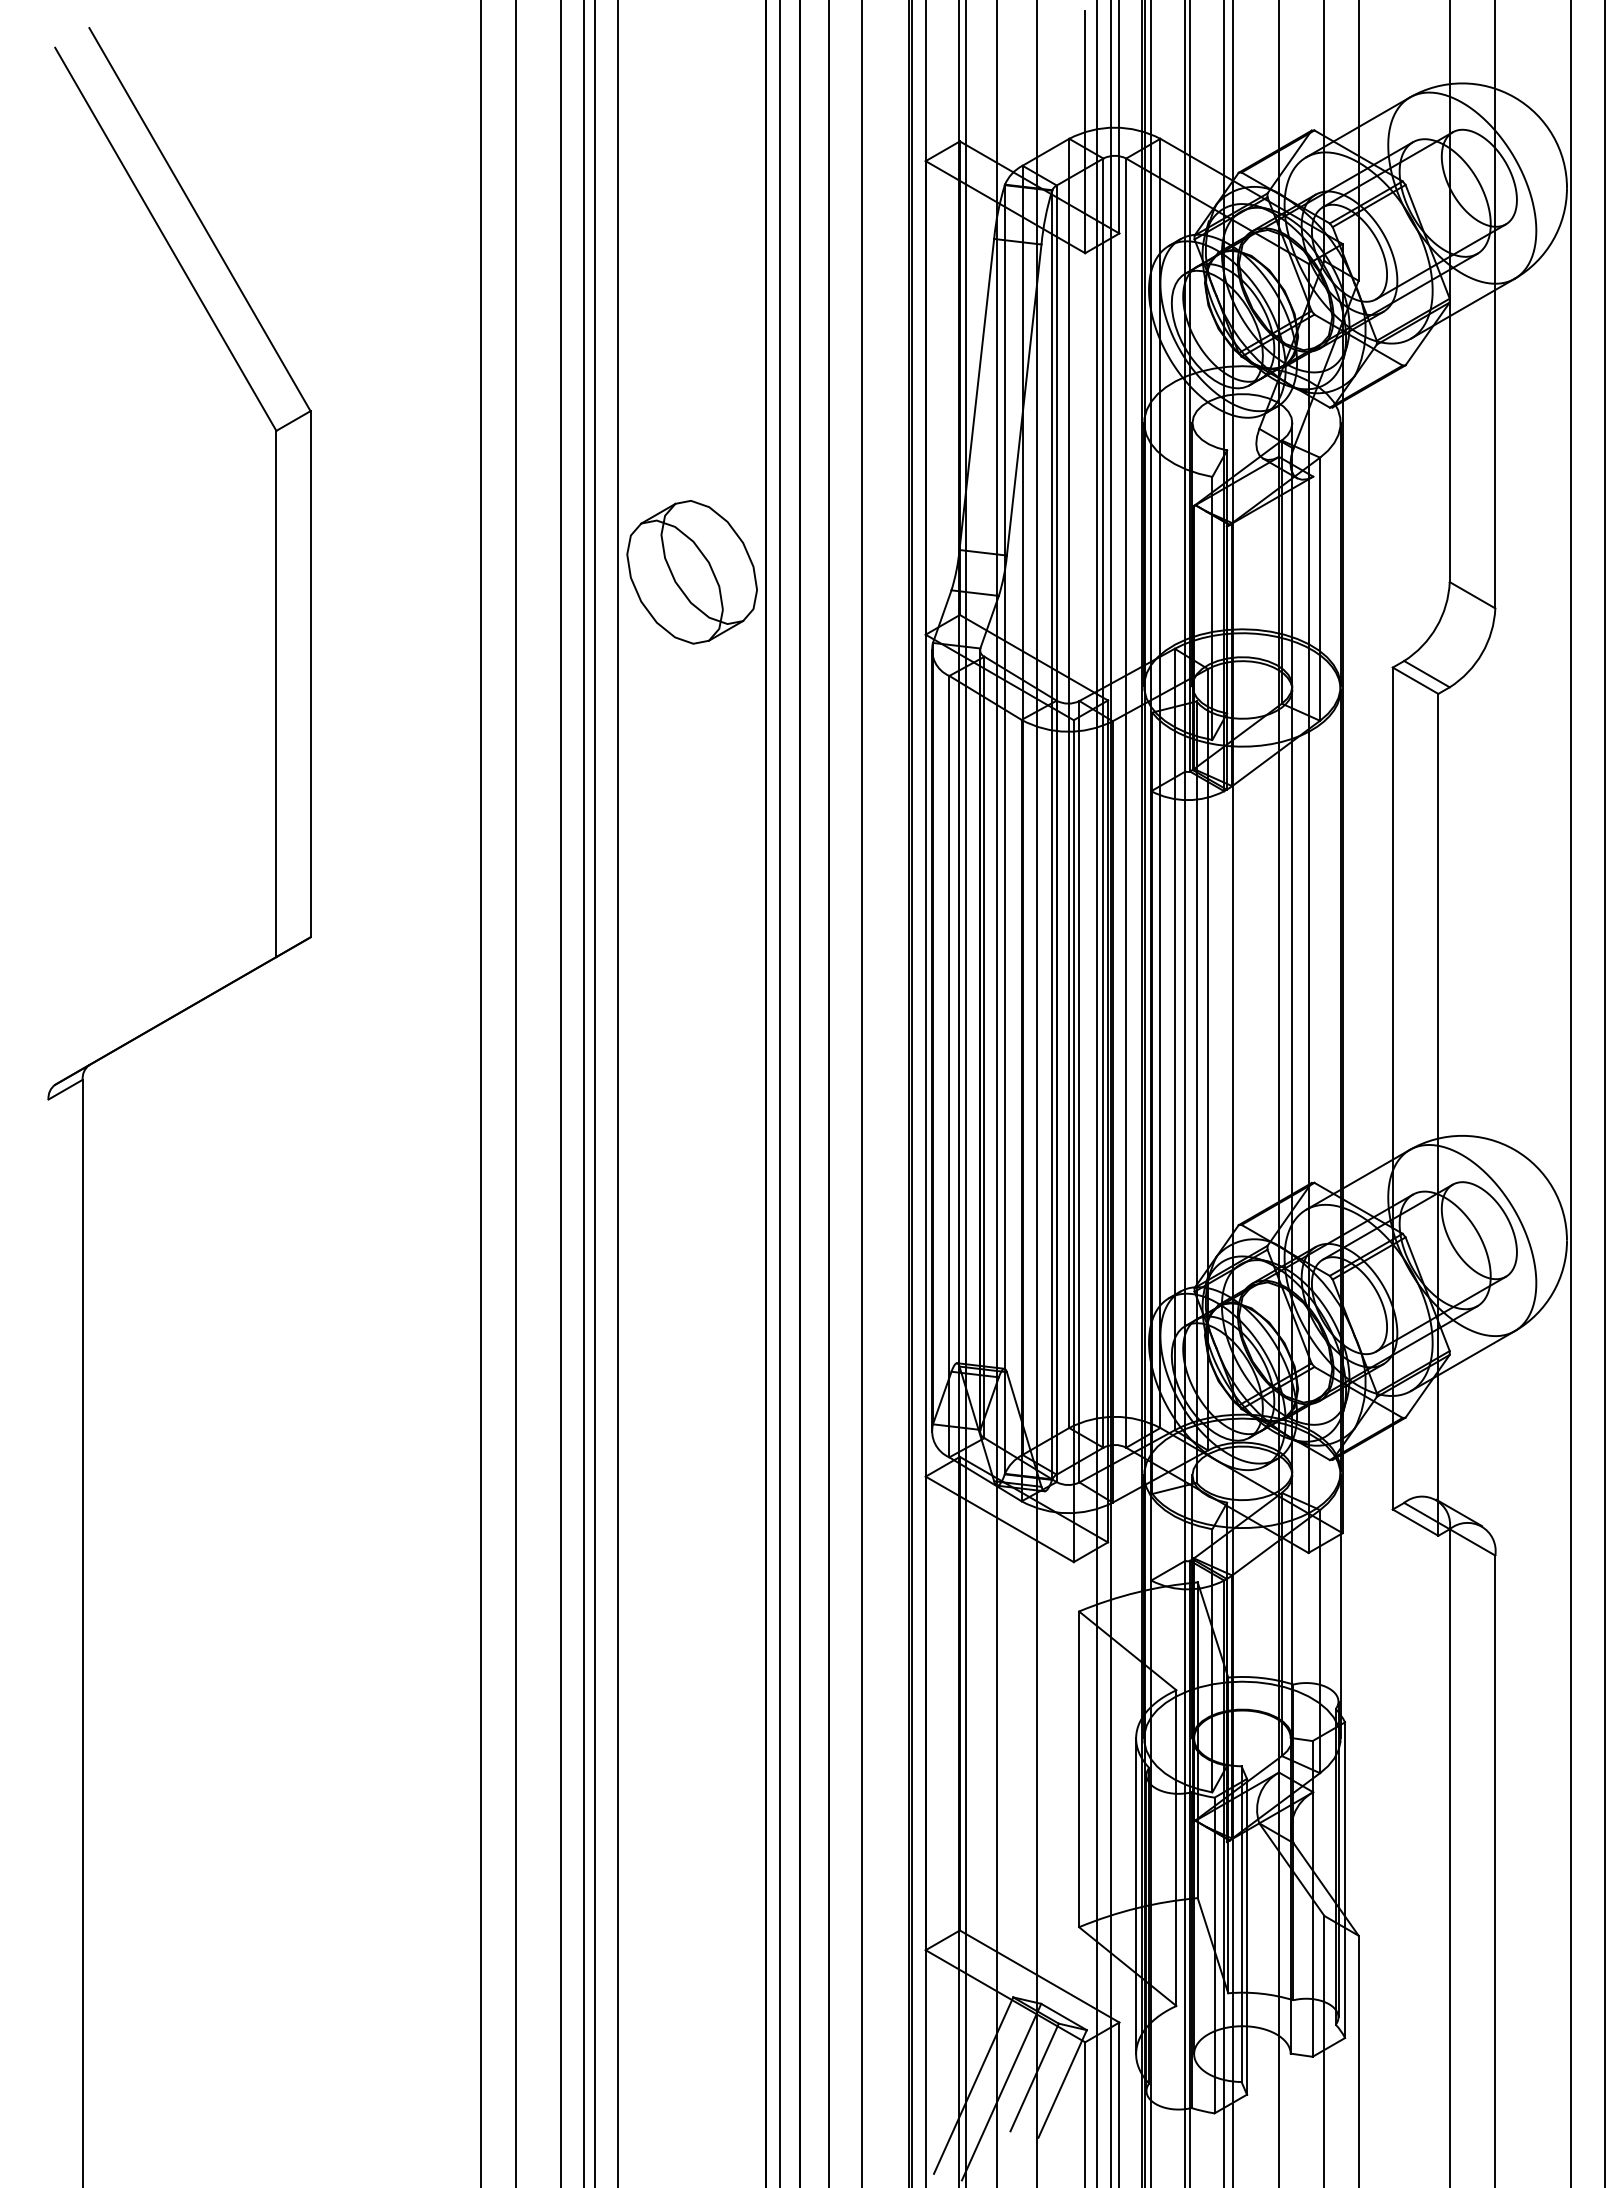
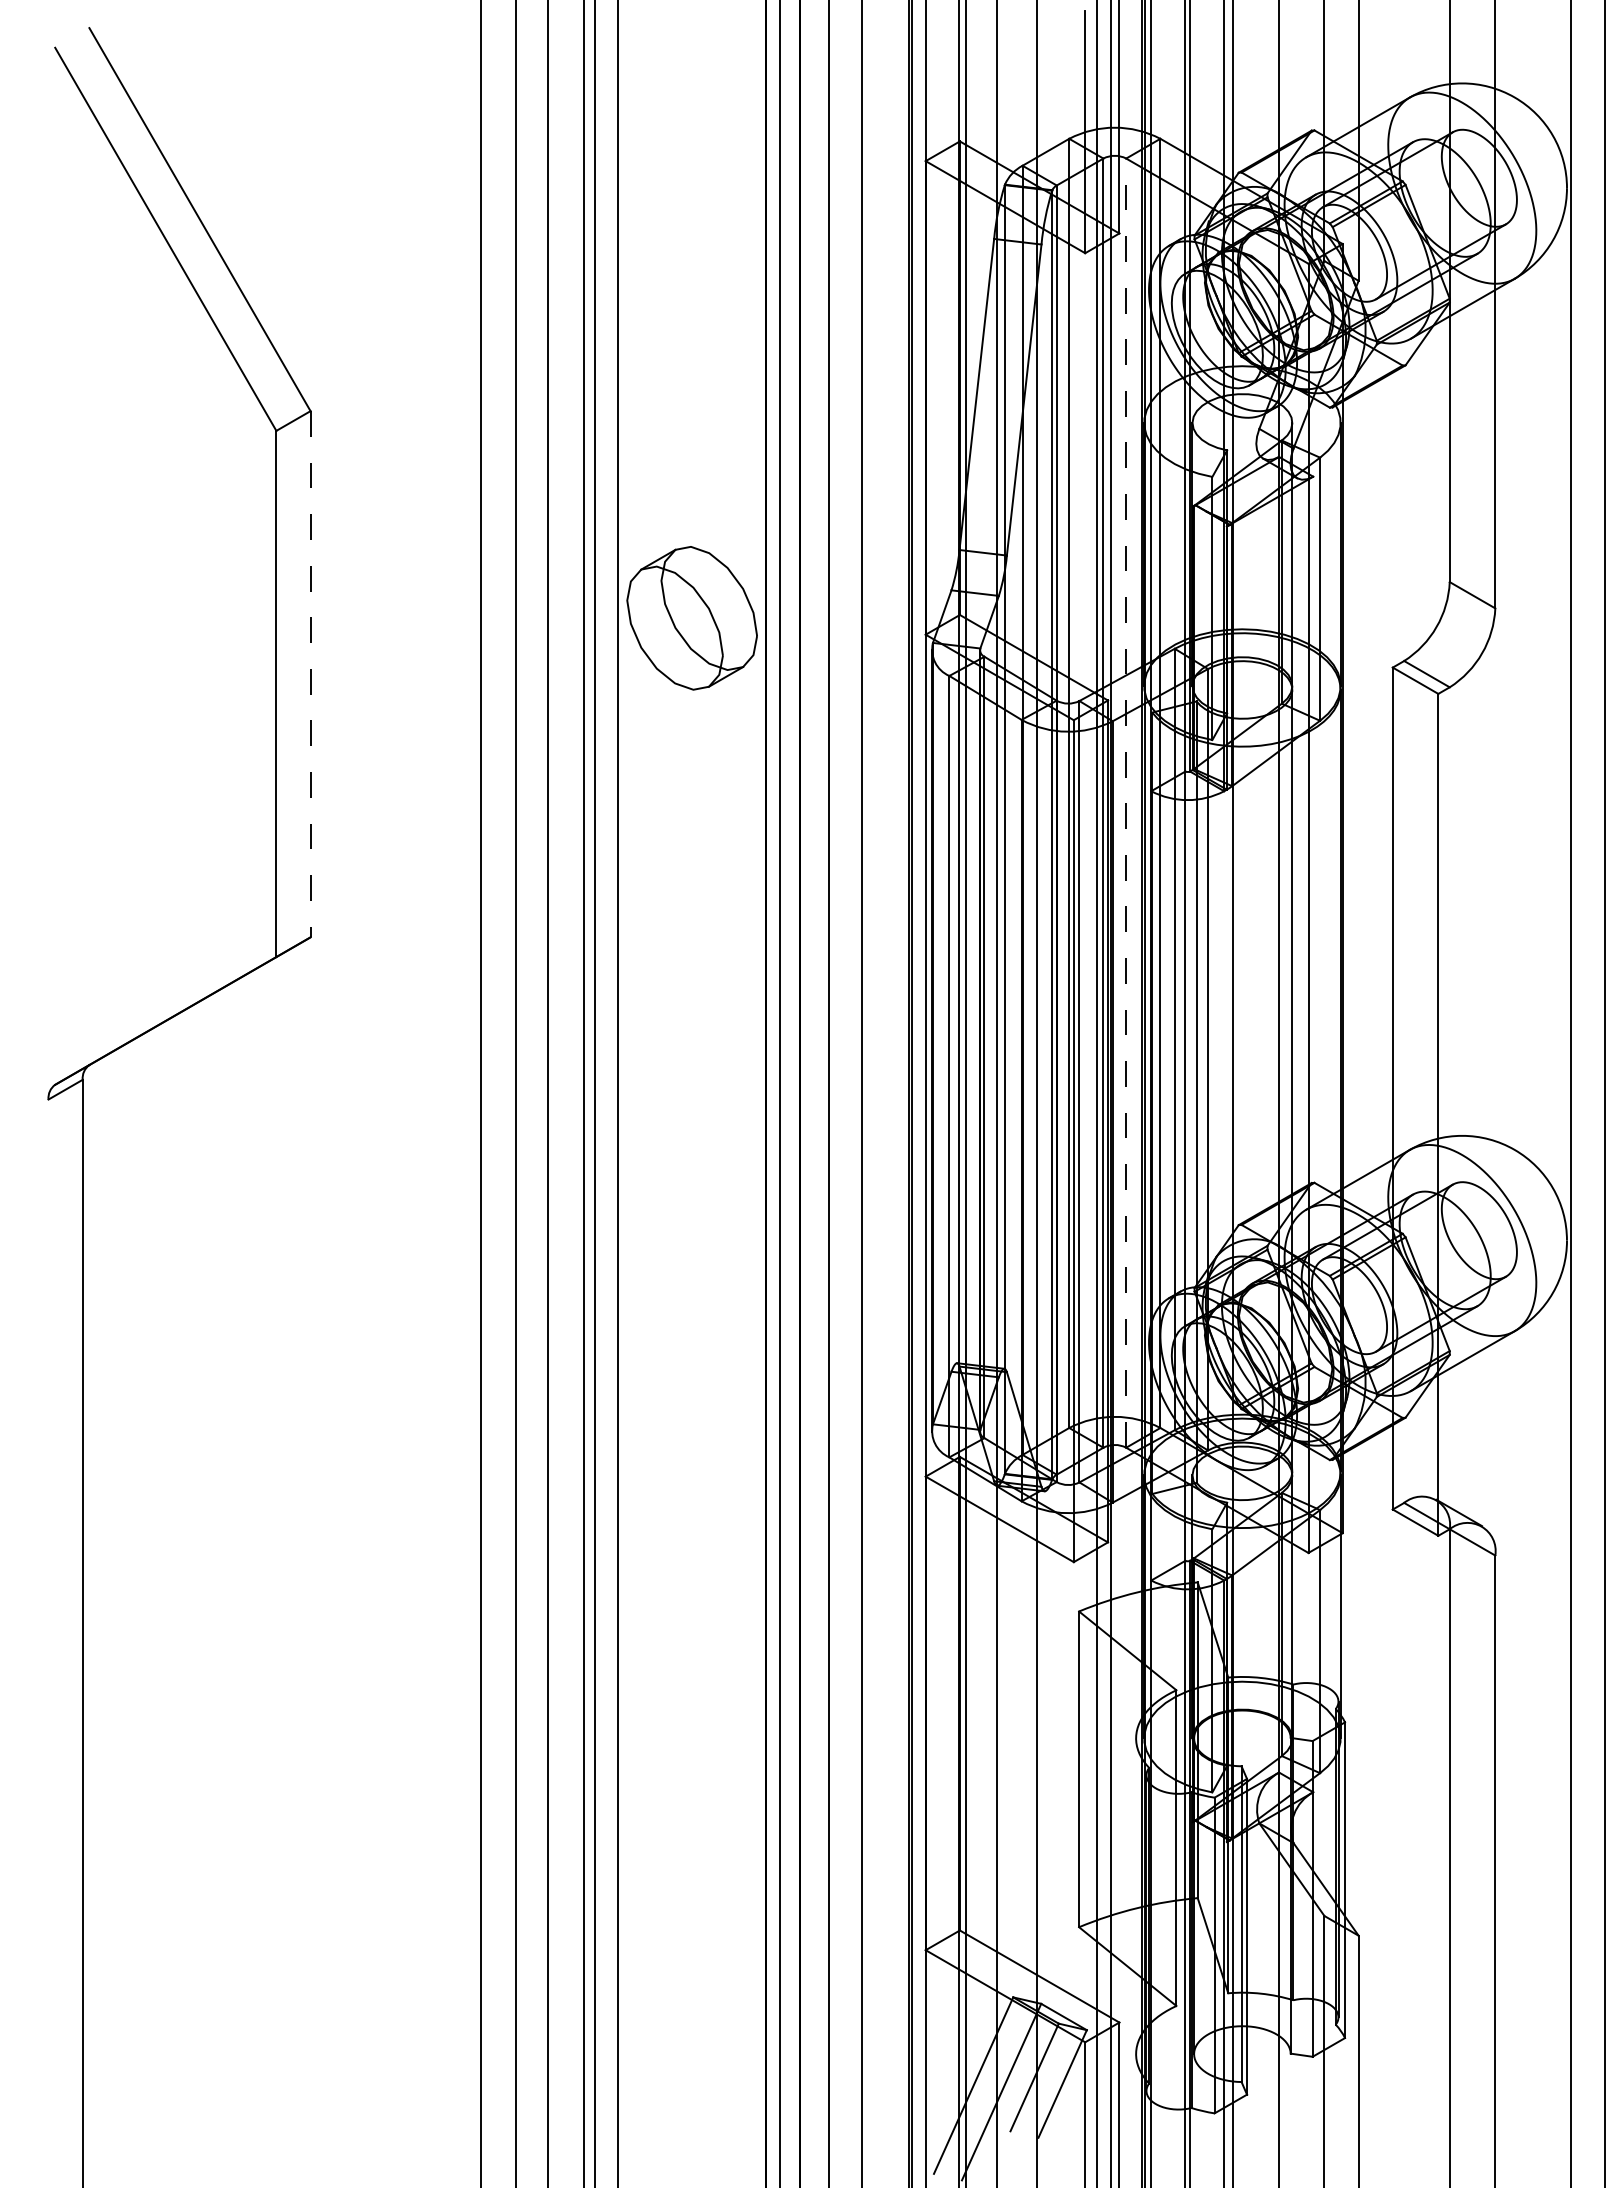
part position: (691, 572) -> (691, 618) (691, 618)
line: solid -> dashed (310, 674)
line: solid -> dashed (1126, 803)
line position: (561, 1093) -> (548, 1093) (548, 1093)
line: present -> none (1136, 1896)
